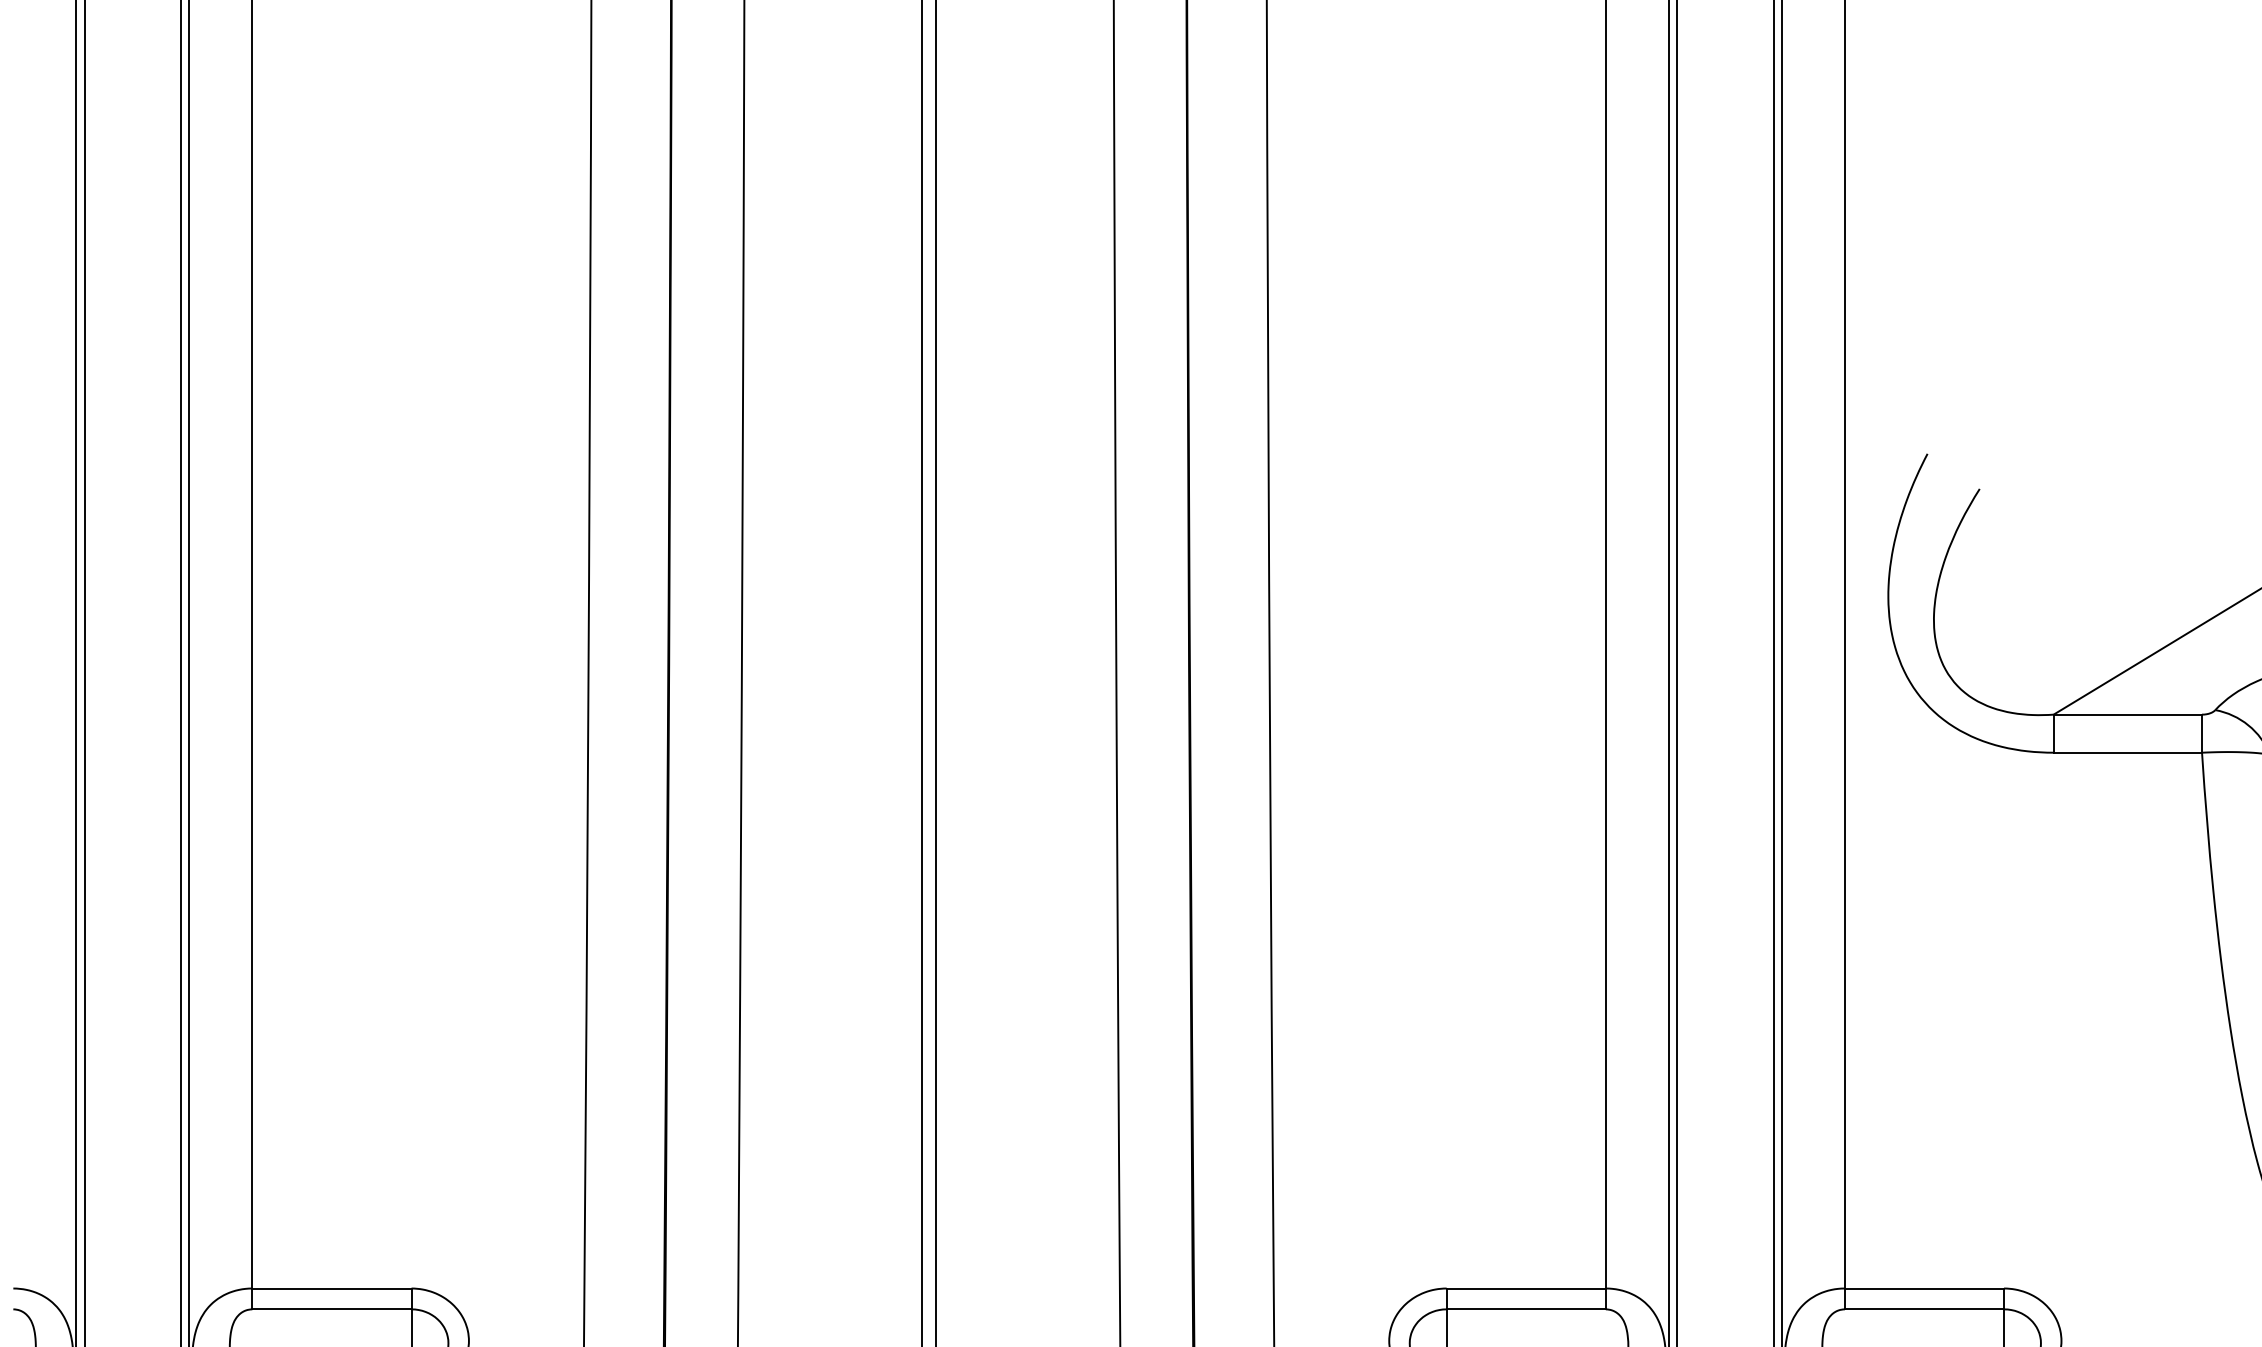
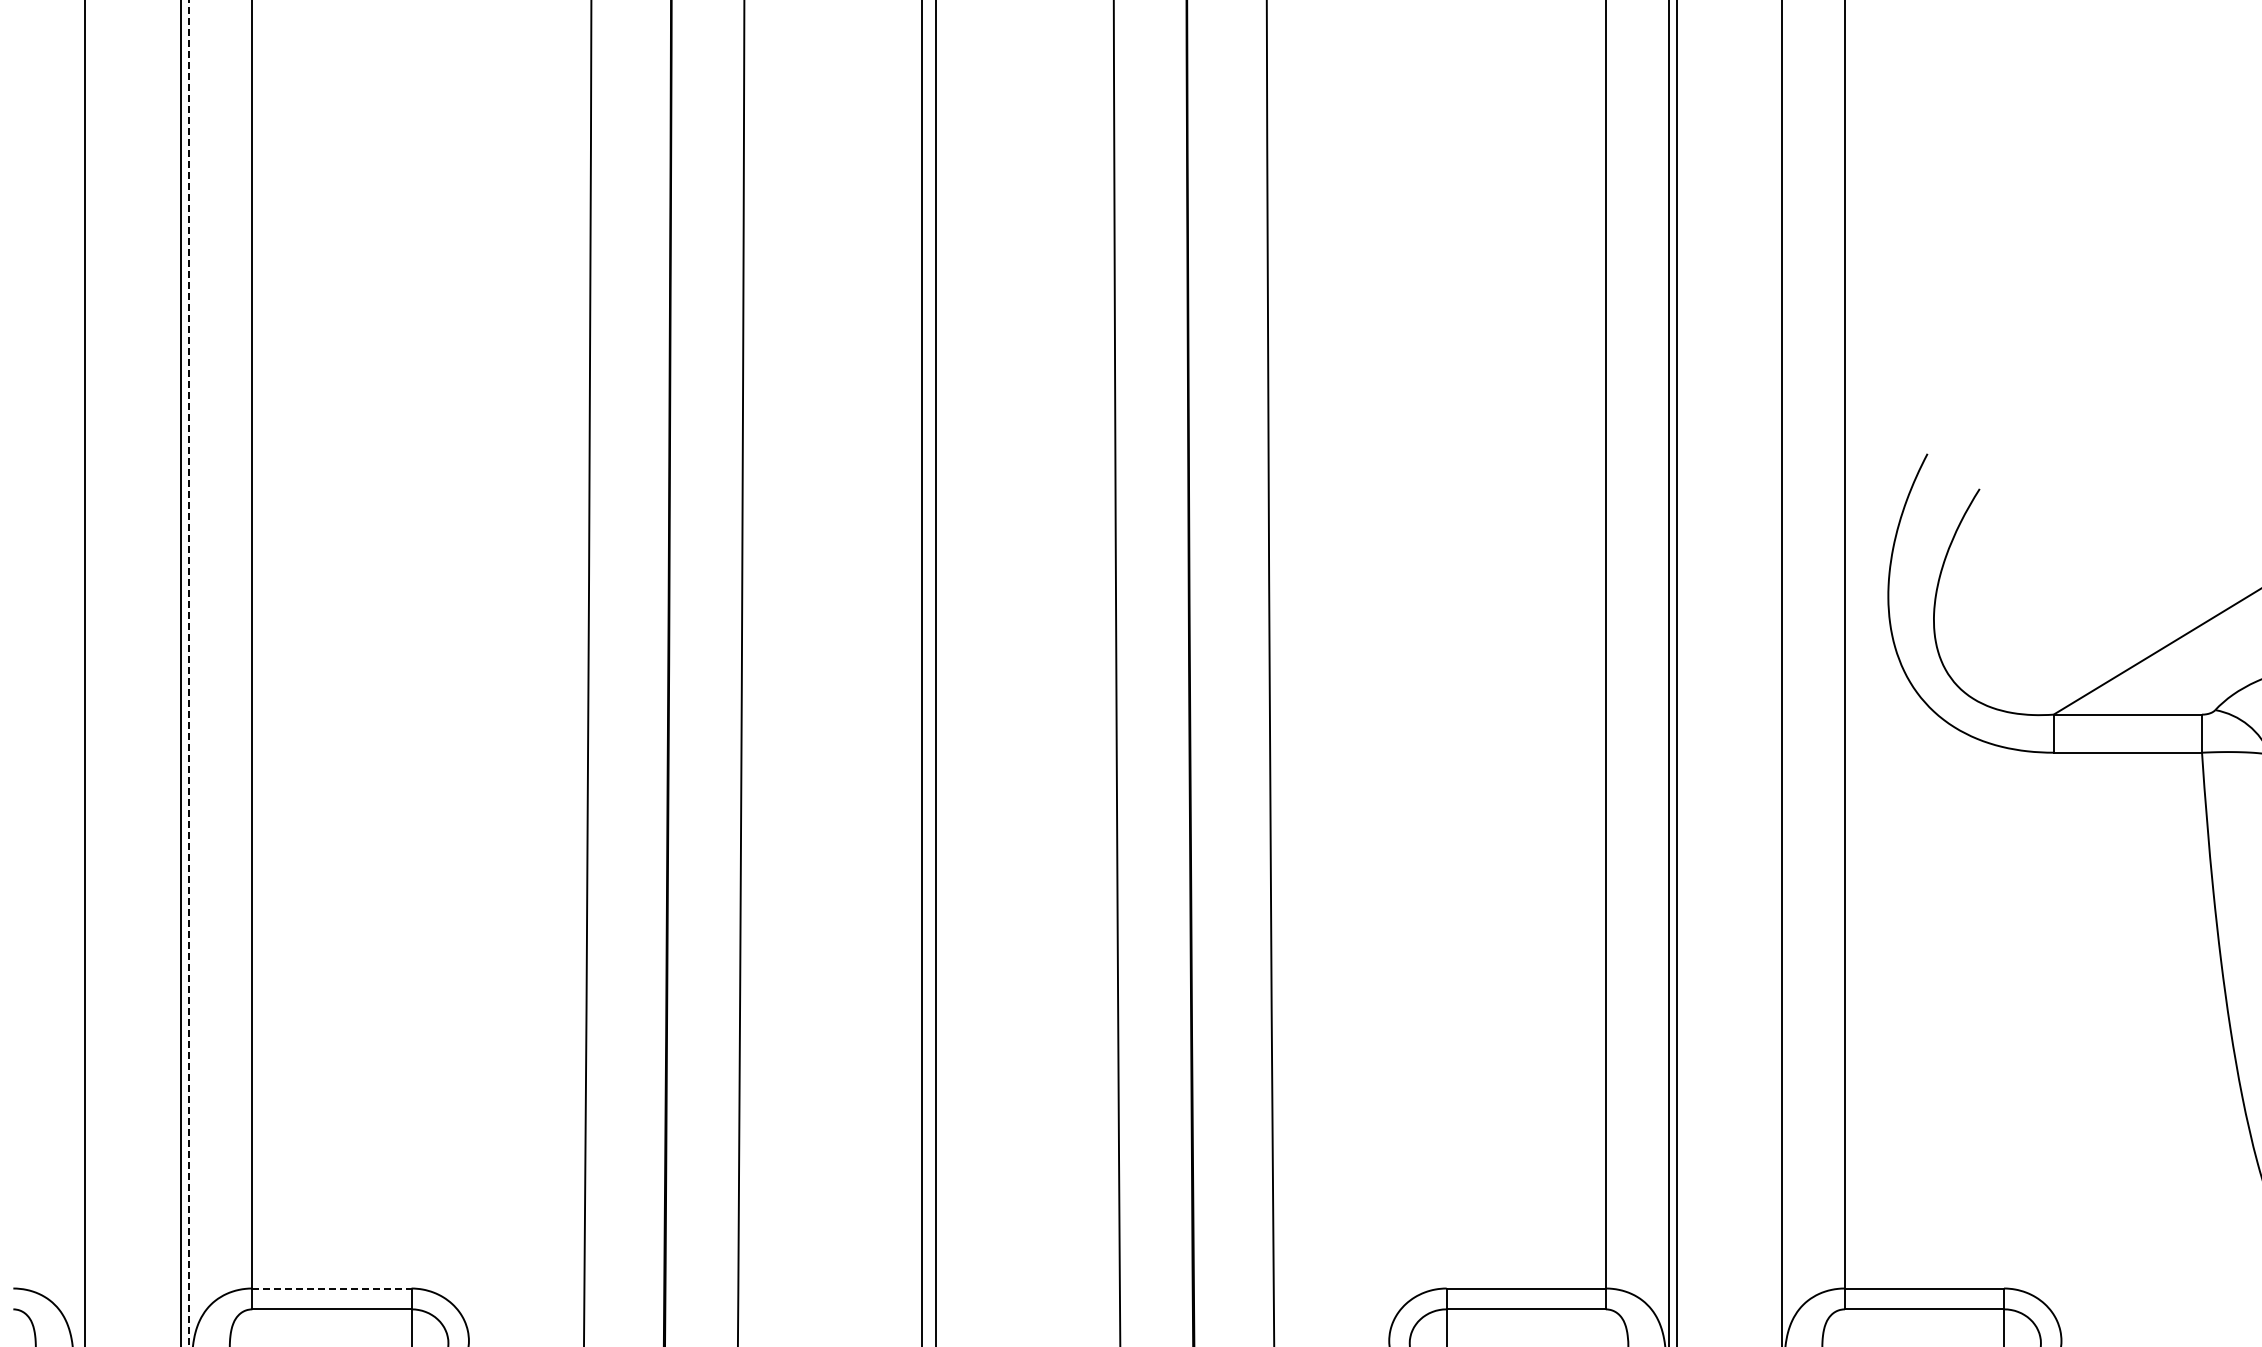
line: present -> none (76, 672)
line: solid -> dashed (189, 672)
line: present -> none (1773, 672)
line: solid -> dashed (331, 1288)
